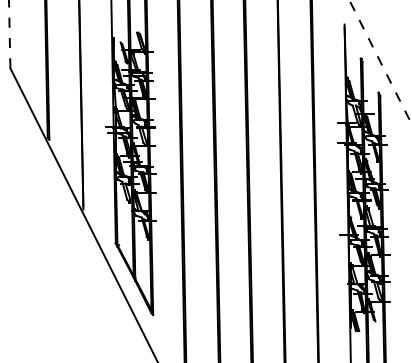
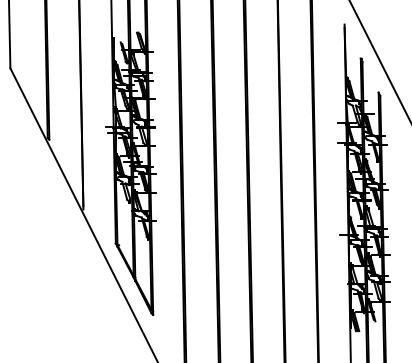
line: dashed -> solid (9, 34)
line: dashed -> solid (380, 62)
